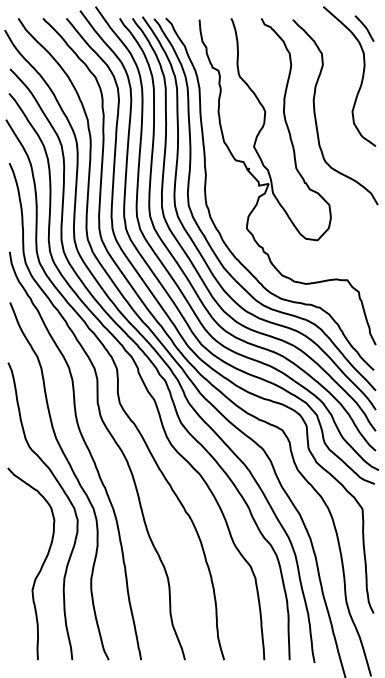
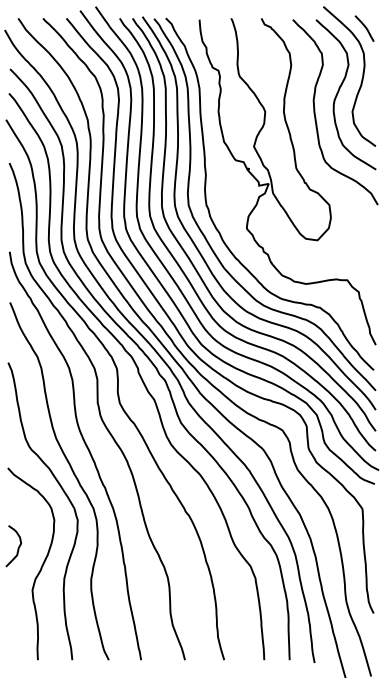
curve: none -> present (339, 91)
curve: none -> present (17, 548)
